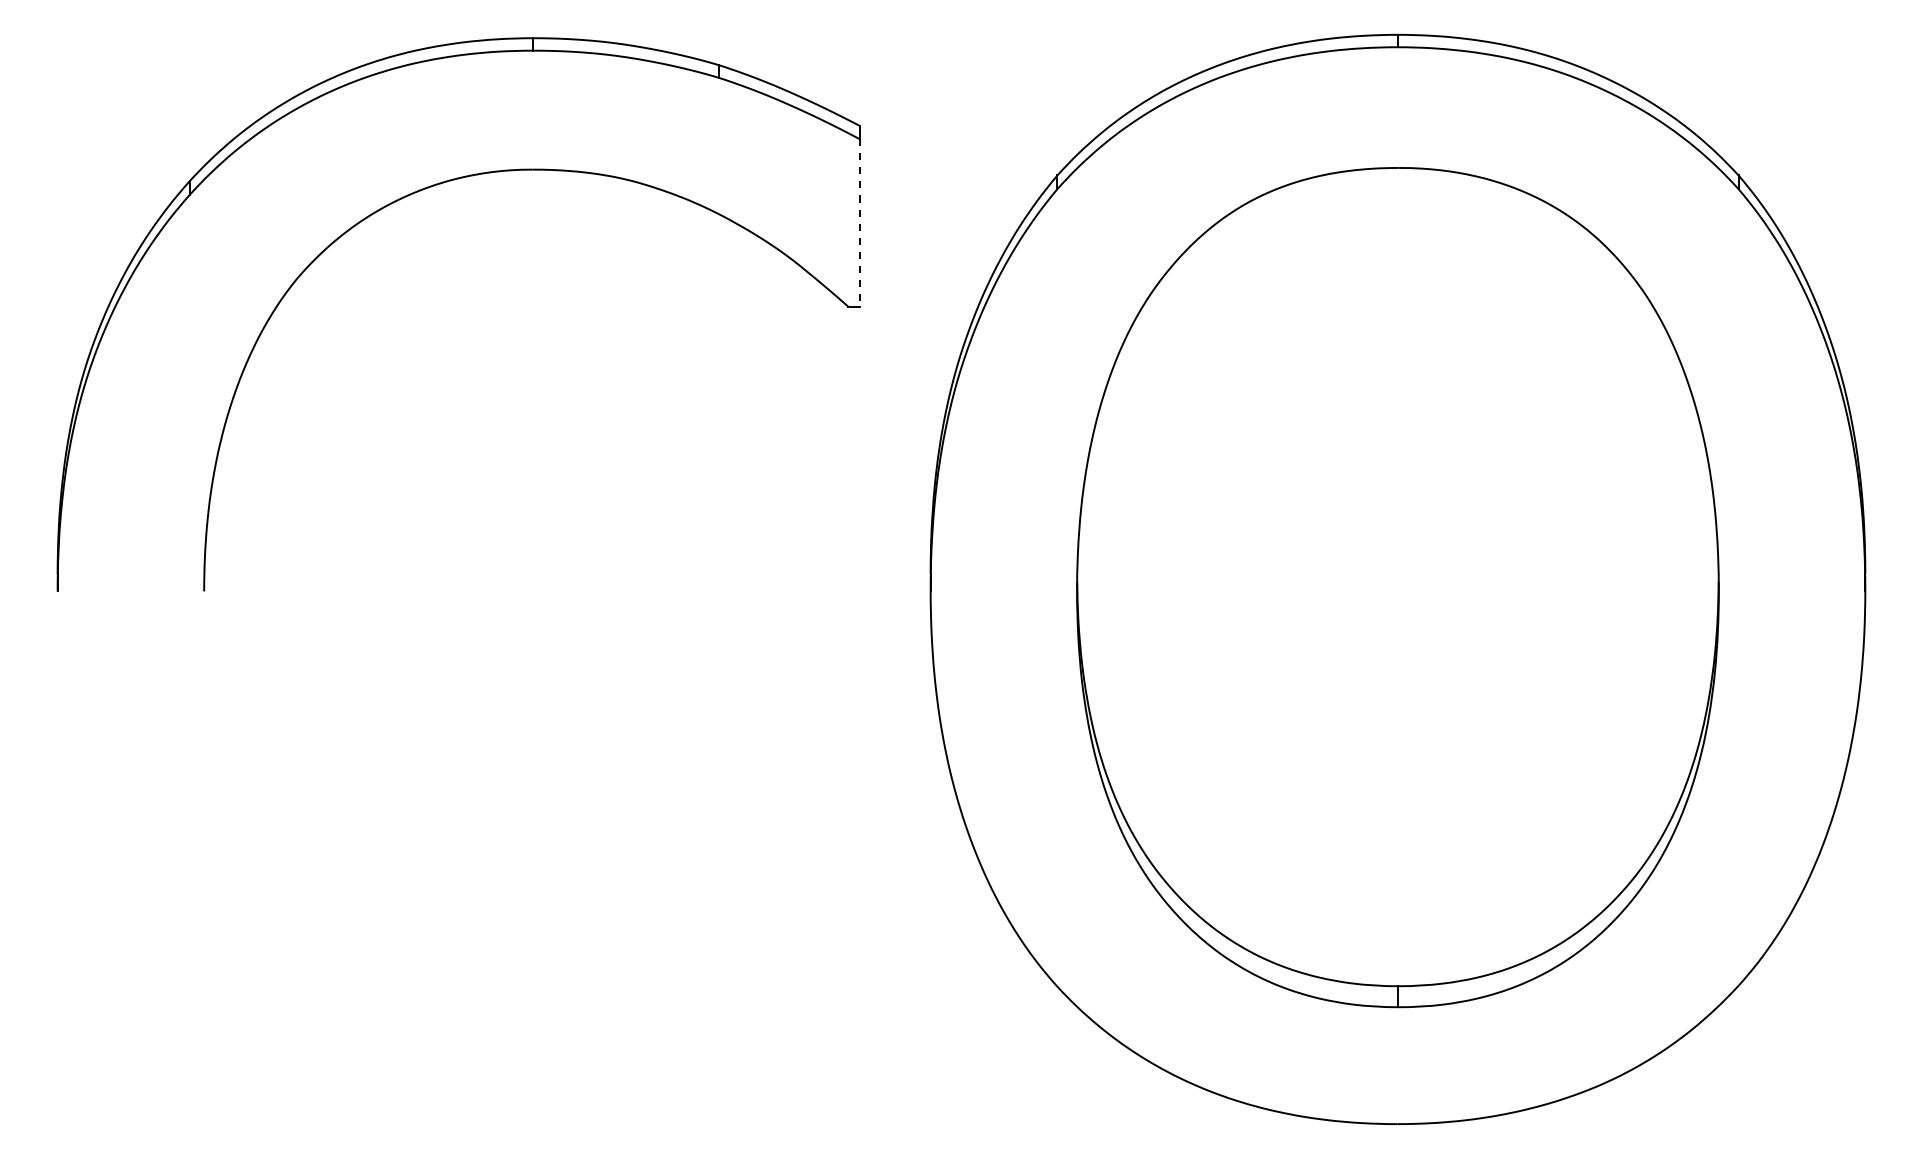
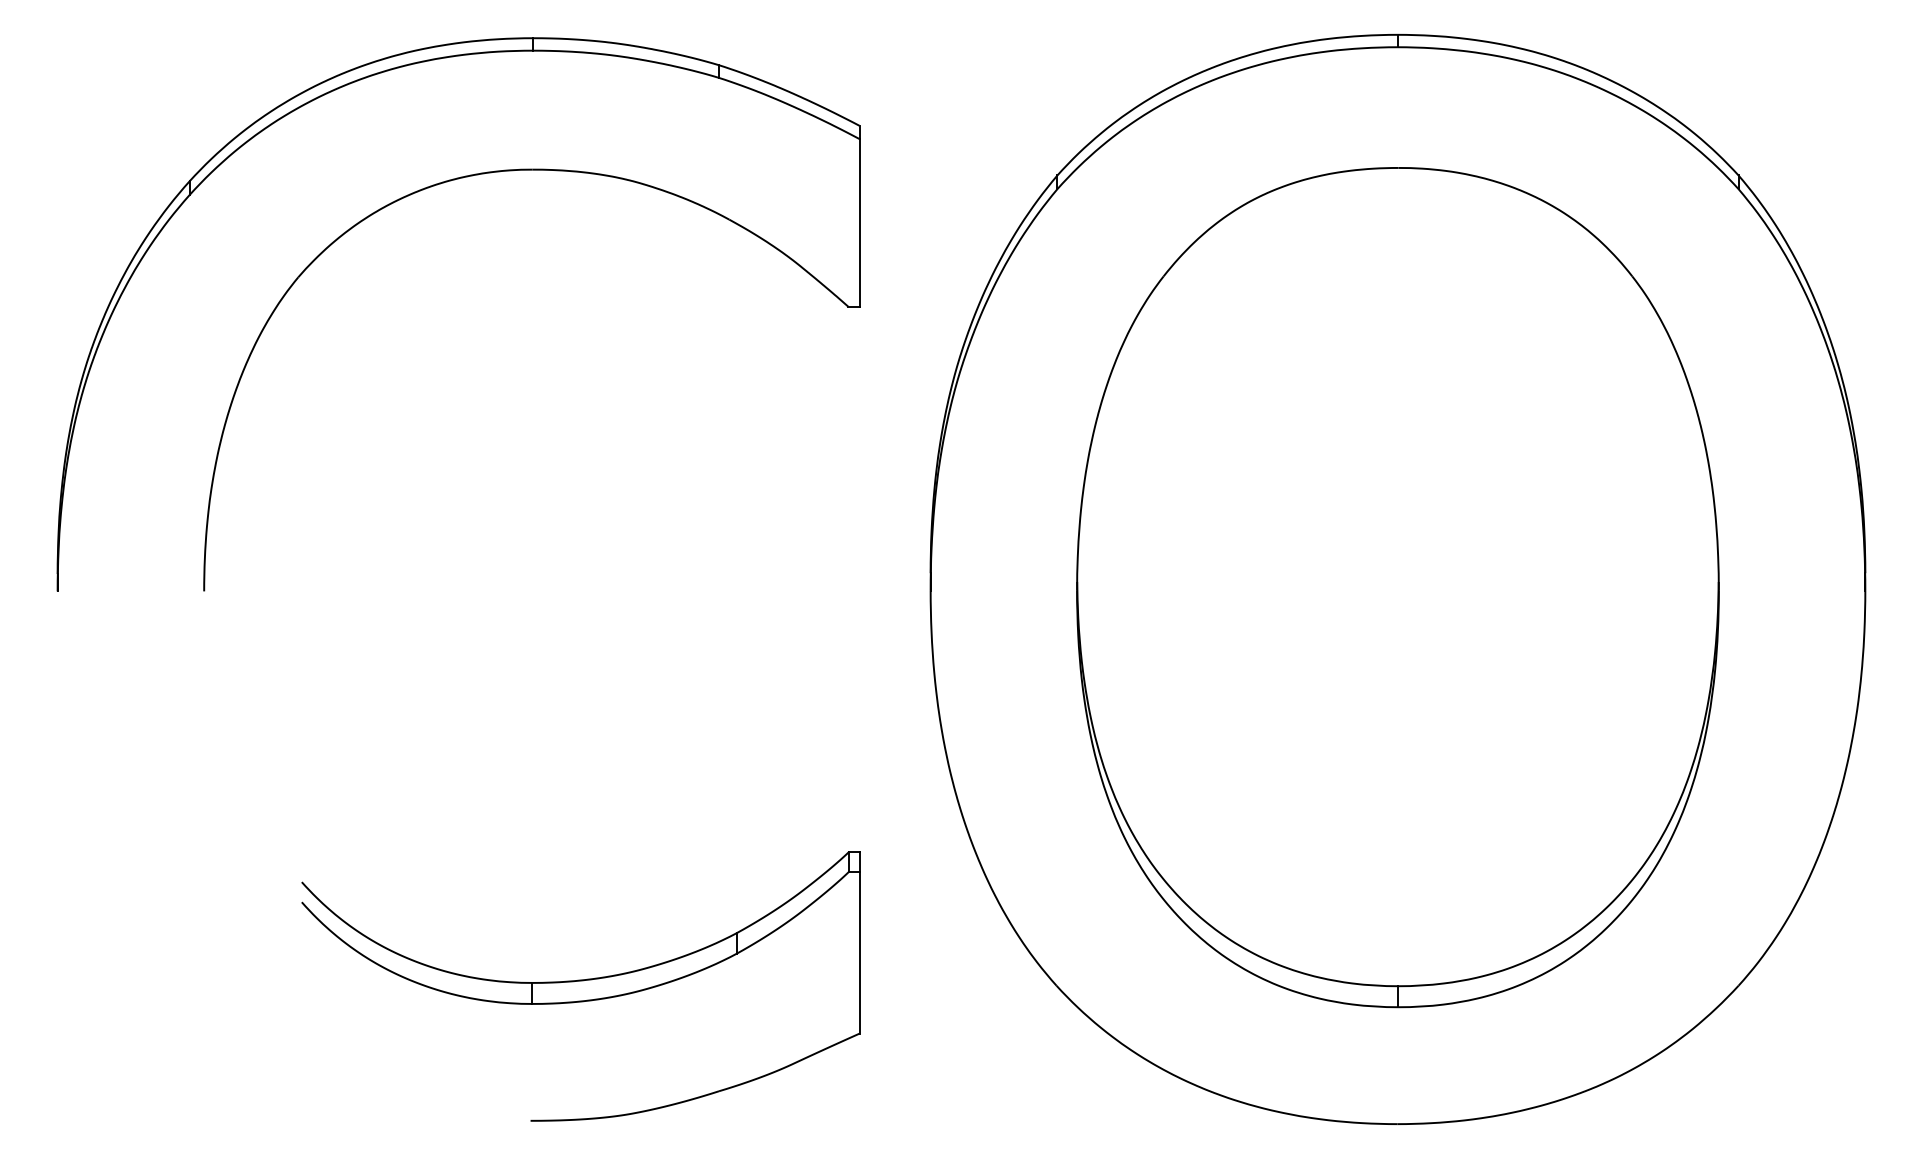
line: dashed -> solid (859, 222)
part: none -> present (580, 986)
